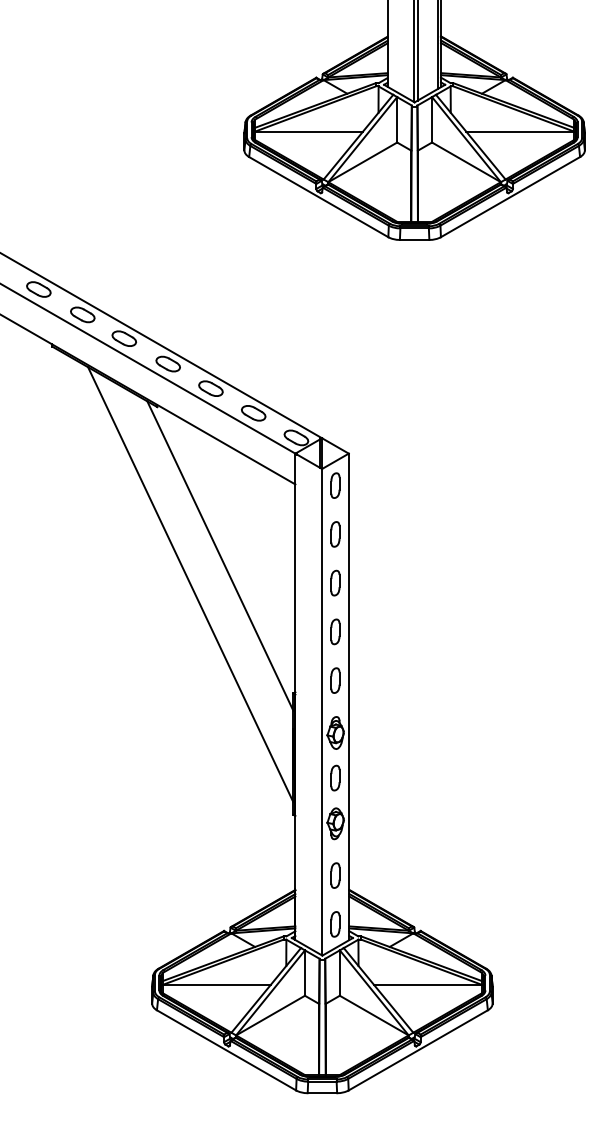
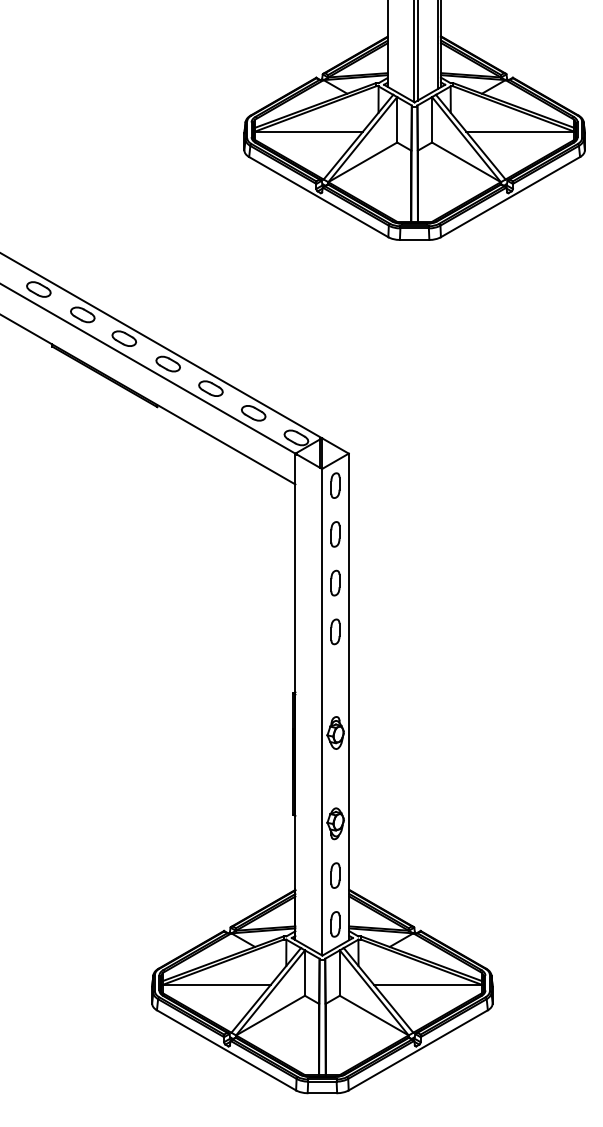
line: present -> none (220, 555)
line: present -> none (190, 584)
part: present -> none (335, 680)
part: present -> none (335, 777)
